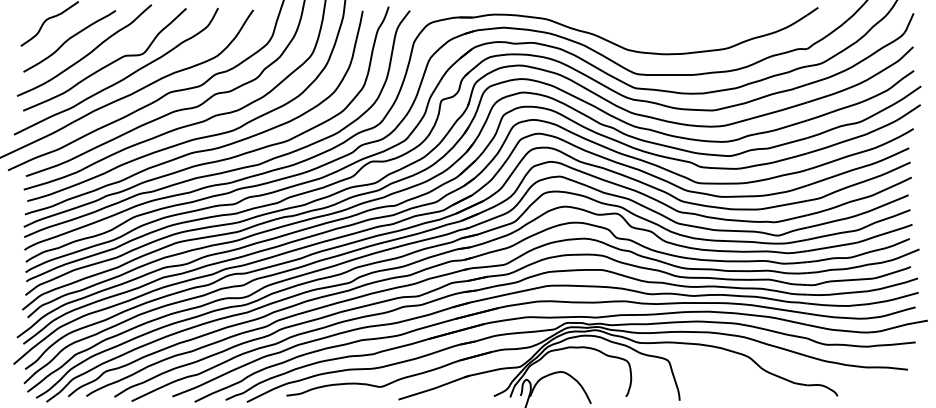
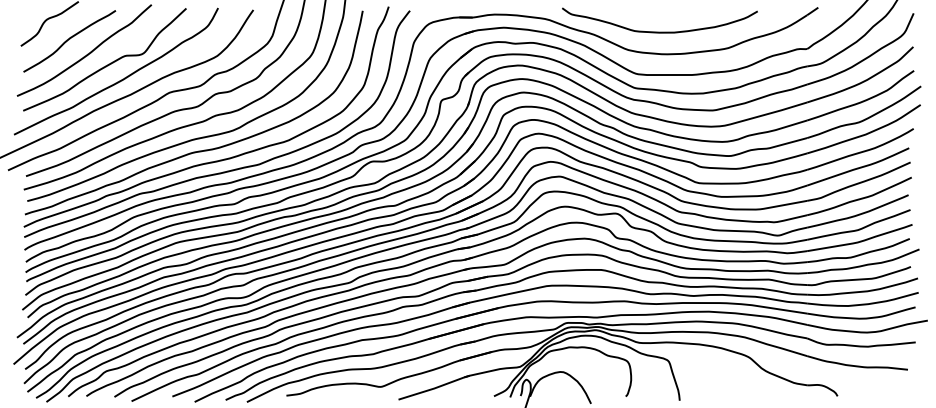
curve: none -> present (659, 31)
